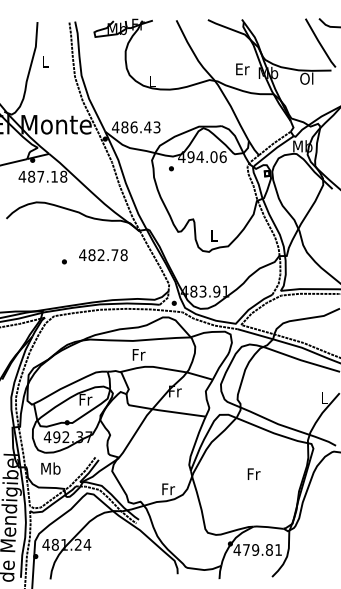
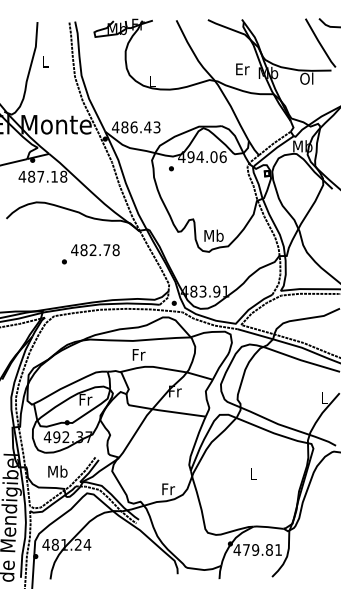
text: L -> Mb (213, 235)
text position: (103, 255) -> (95, 250) (95, 250)
text position: (50, 468) -> (57, 471) (57, 471)
text: Fr -> L (253, 473)
